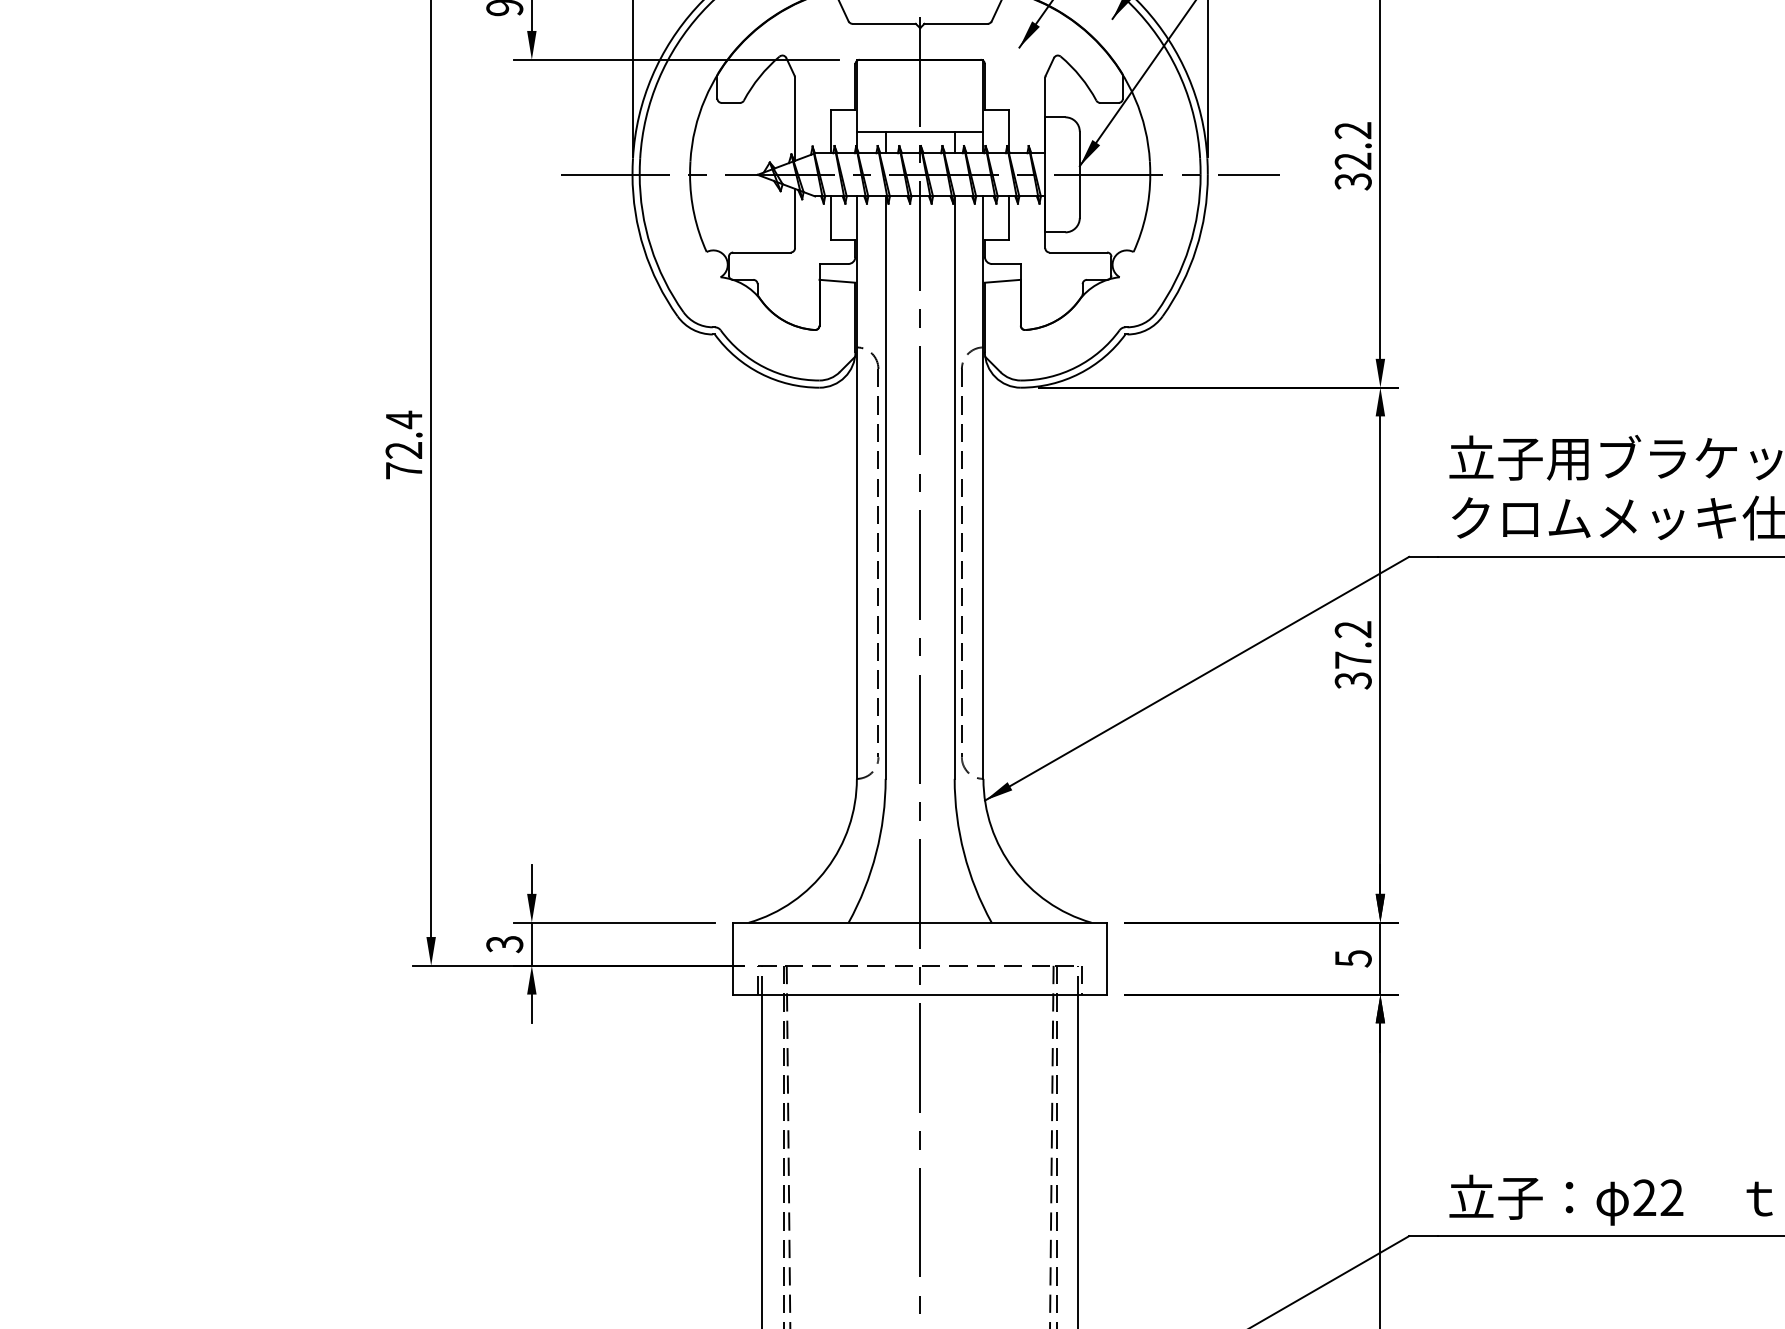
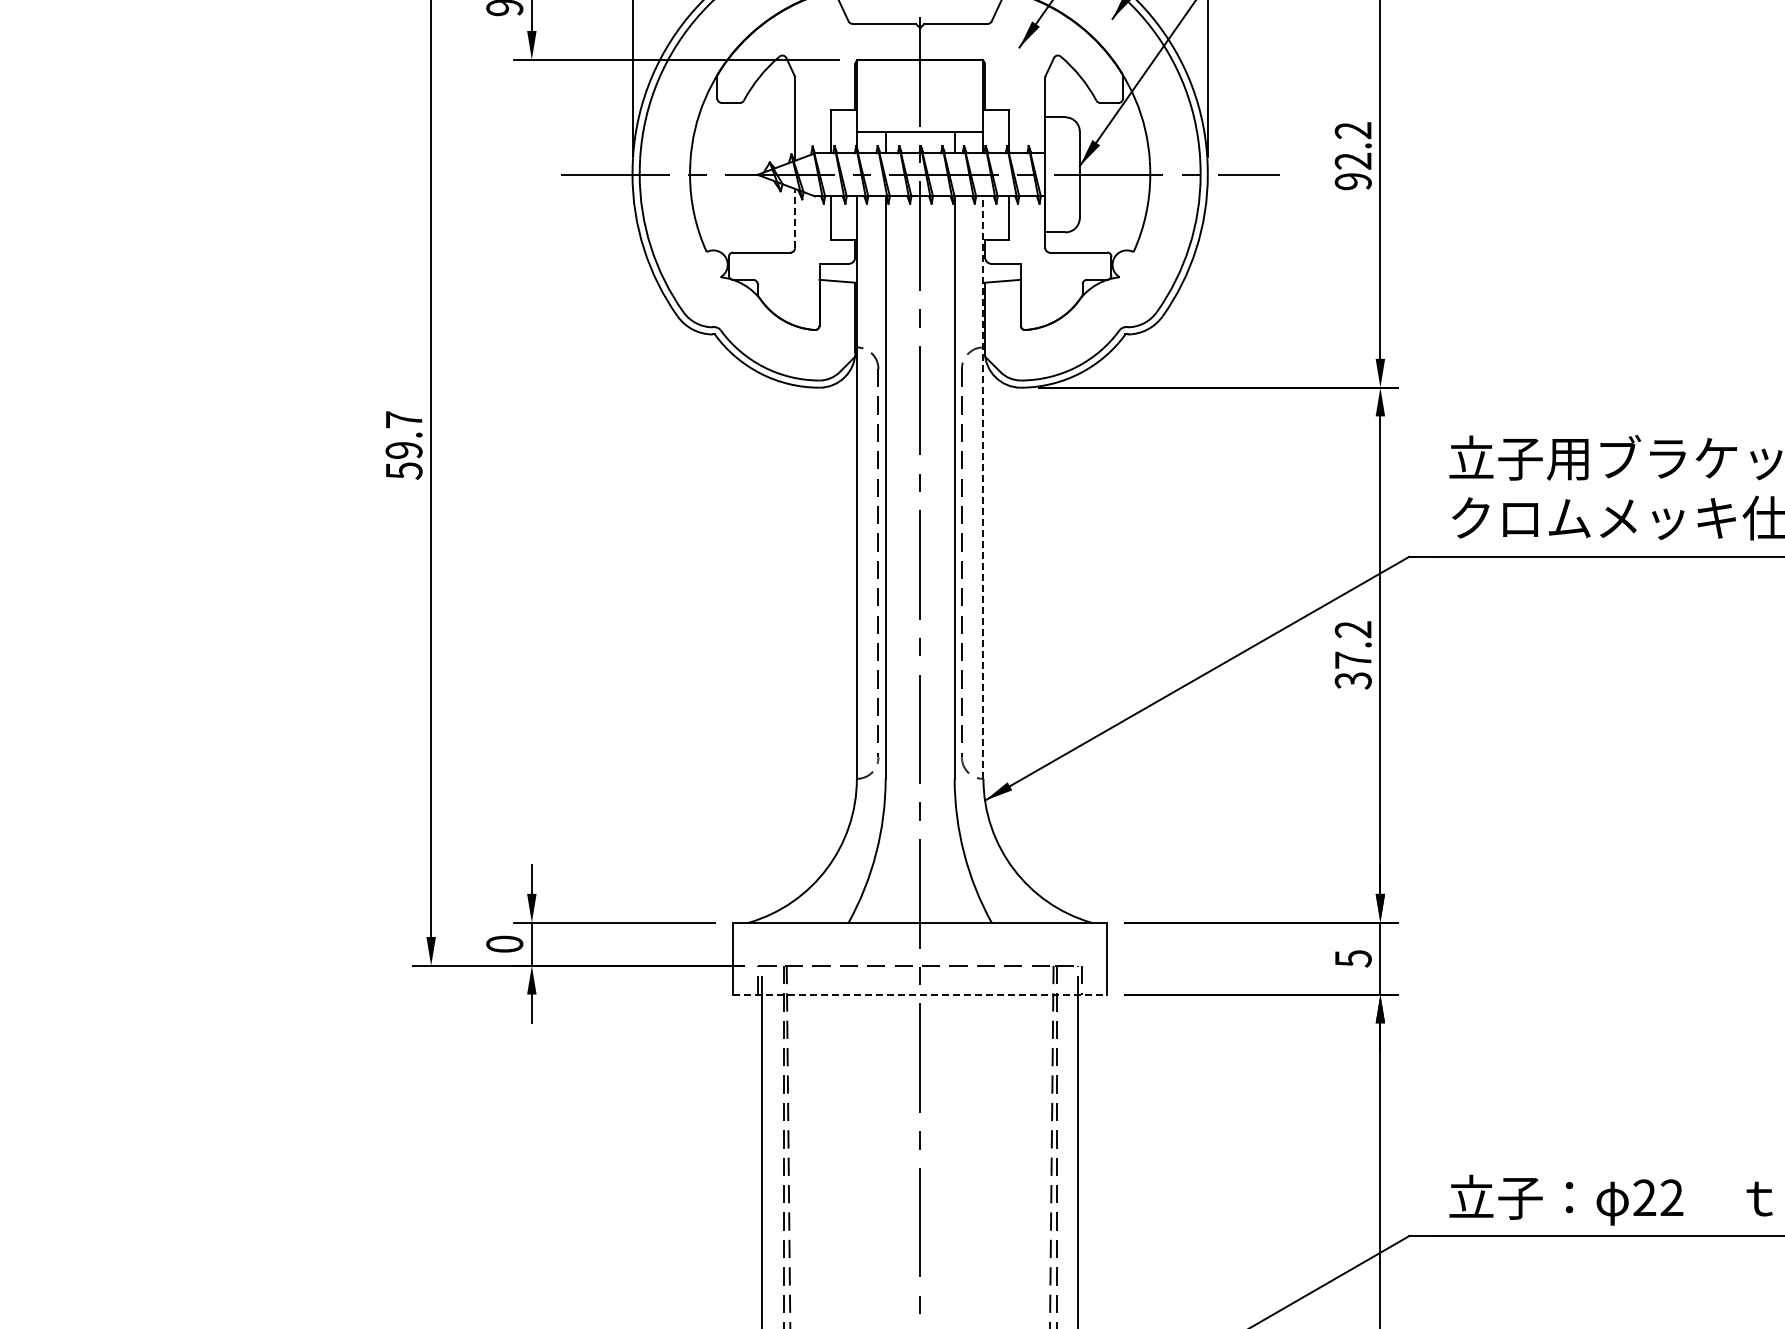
text: 32.2 -> 92.2 (1353, 181)
line: solid -> dashed (795, 218)
text: 72.4 -> 59.7 (404, 444)
line: solid -> dashed (983, 487)
text: 3 -> 0 (504, 944)
line: solid -> dashed (920, 994)
